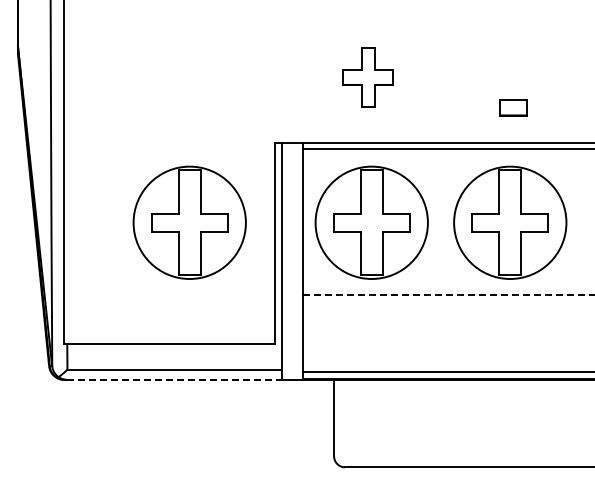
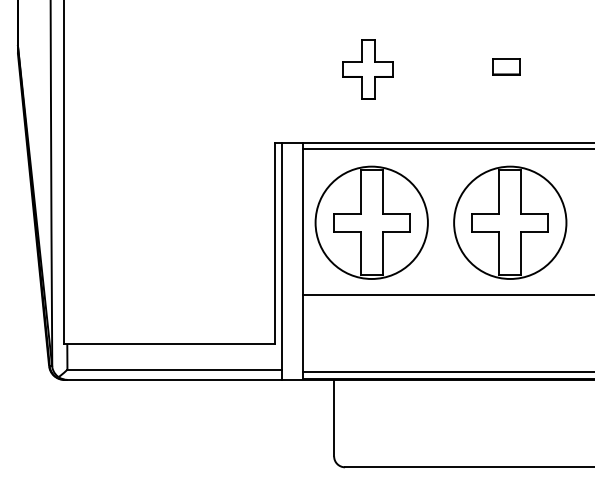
part position: (367, 77) -> (367, 69) (367, 69)
part position: (513, 107) -> (506, 66) (506, 66)
part: present -> none (189, 222)
line: dashed -> solid (448, 294)
line: dashed -> solid (175, 379)
